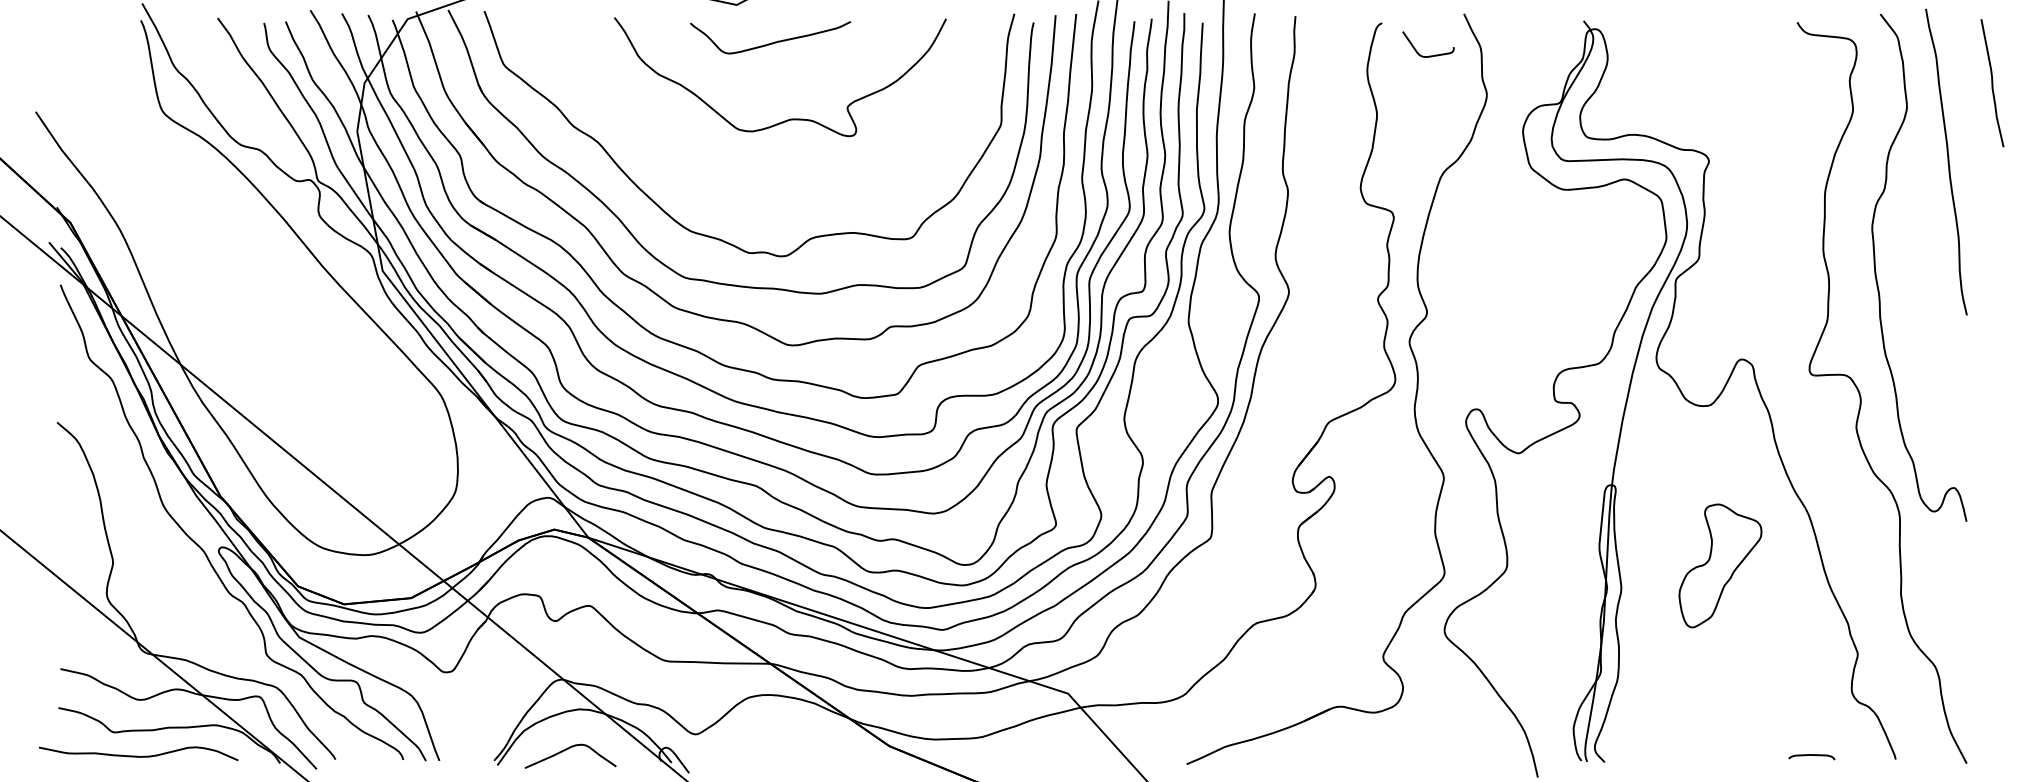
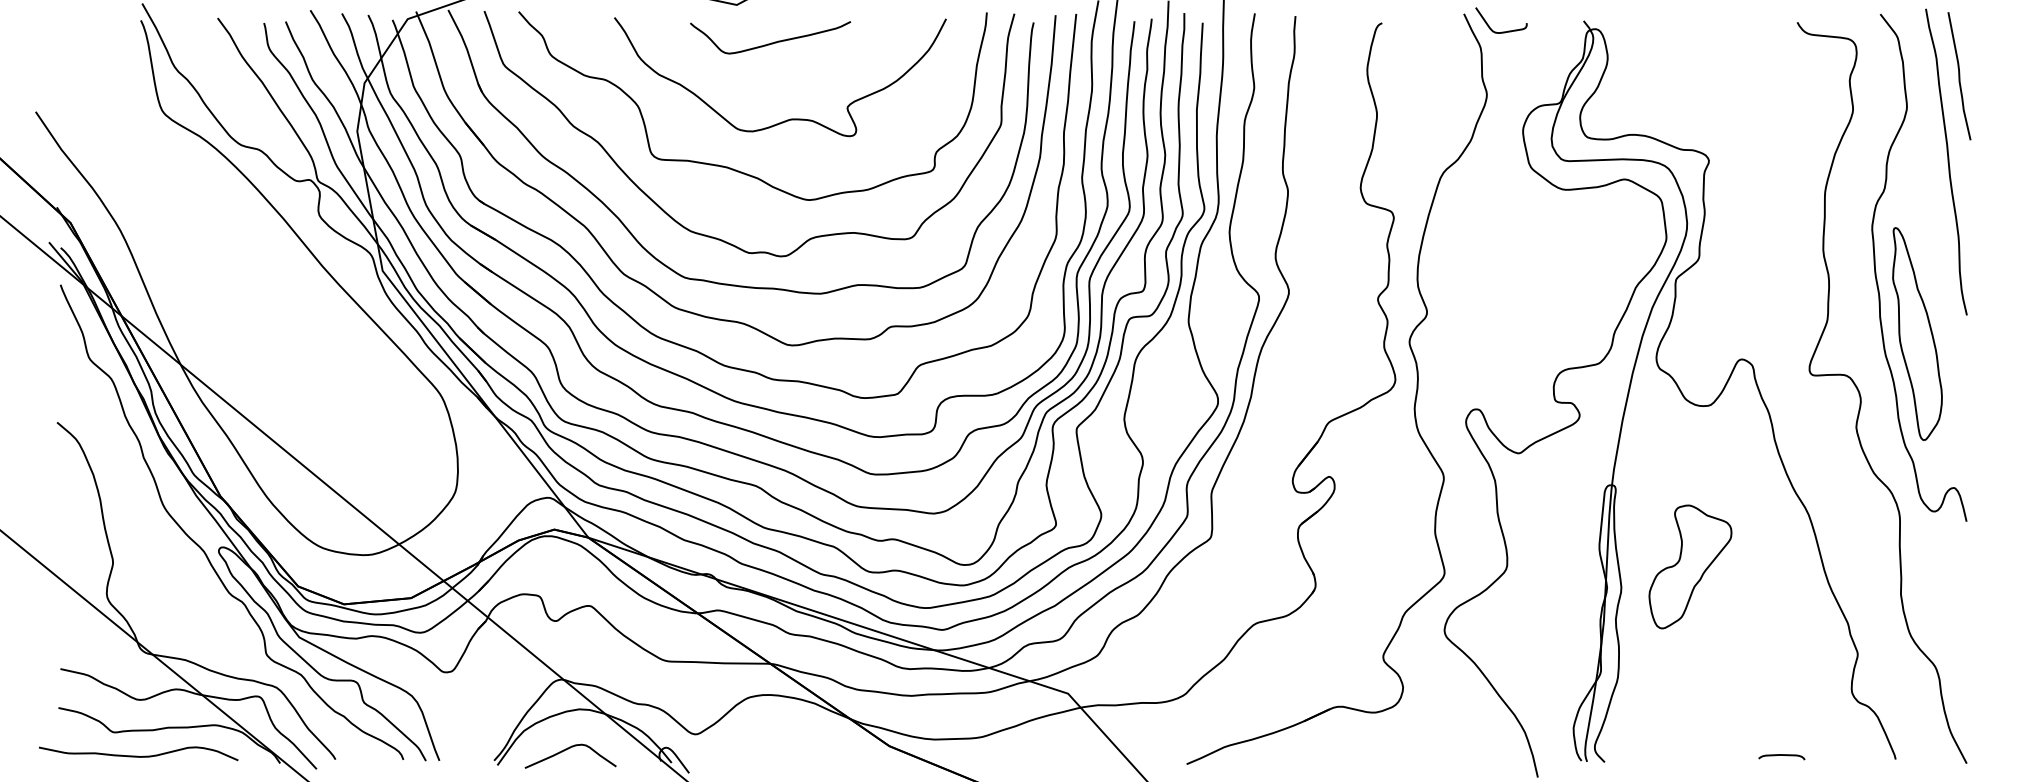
curve position: (1428, 55) -> (1501, 31) (1501, 31)
curve position: (1992, 83) -> (1959, 76) (1959, 76)
curve: none -> present (730, 167)
part: none -> present (1917, 333)
part position: (1720, 565) -> (1690, 566) (1690, 566)
curve position: (1811, 755) -> (1781, 755) (1781, 755)
